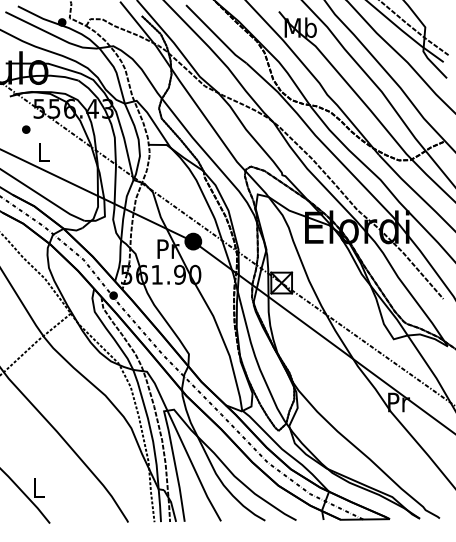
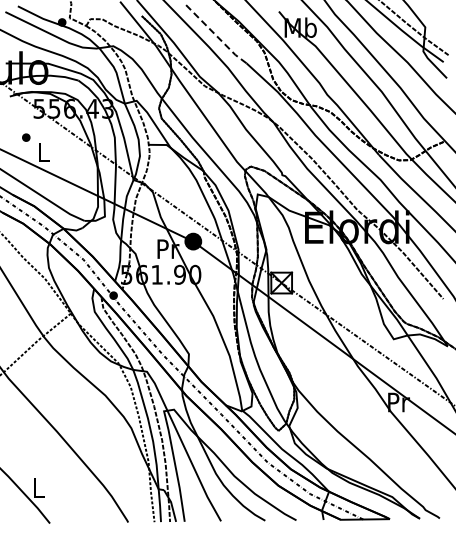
line: solid -> dashed (215, 35)
part position: (26, 129) -> (26, 137) (26, 137)
